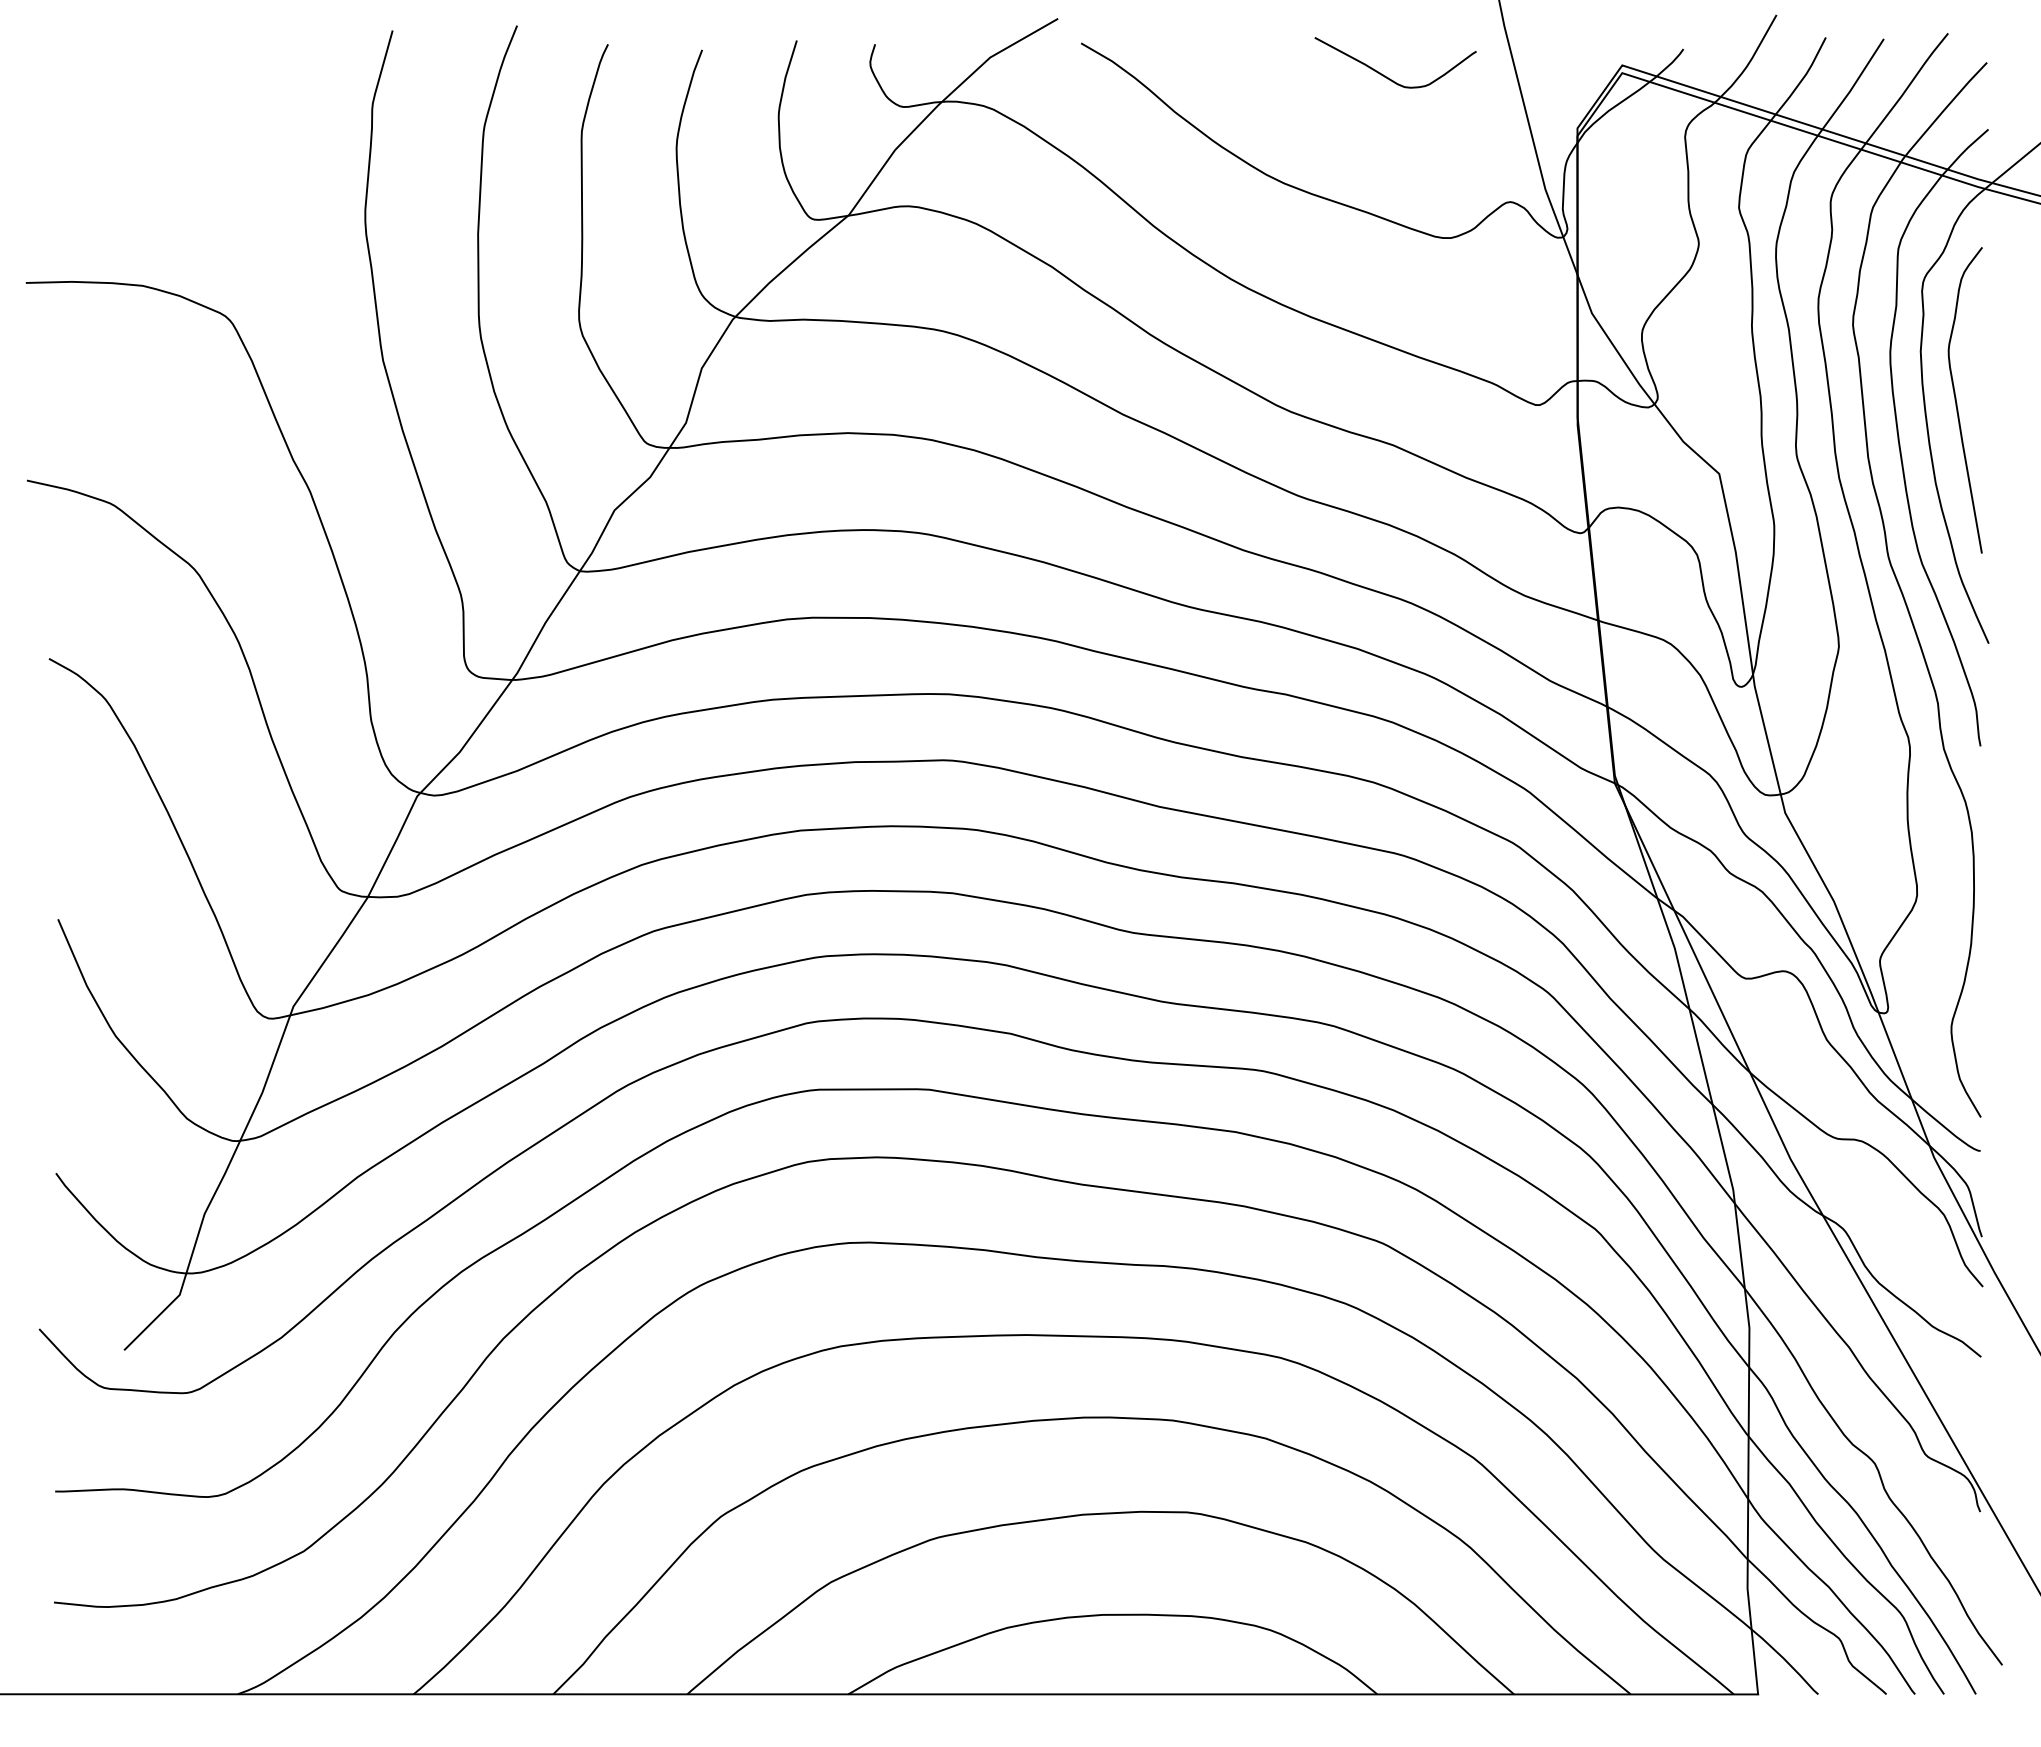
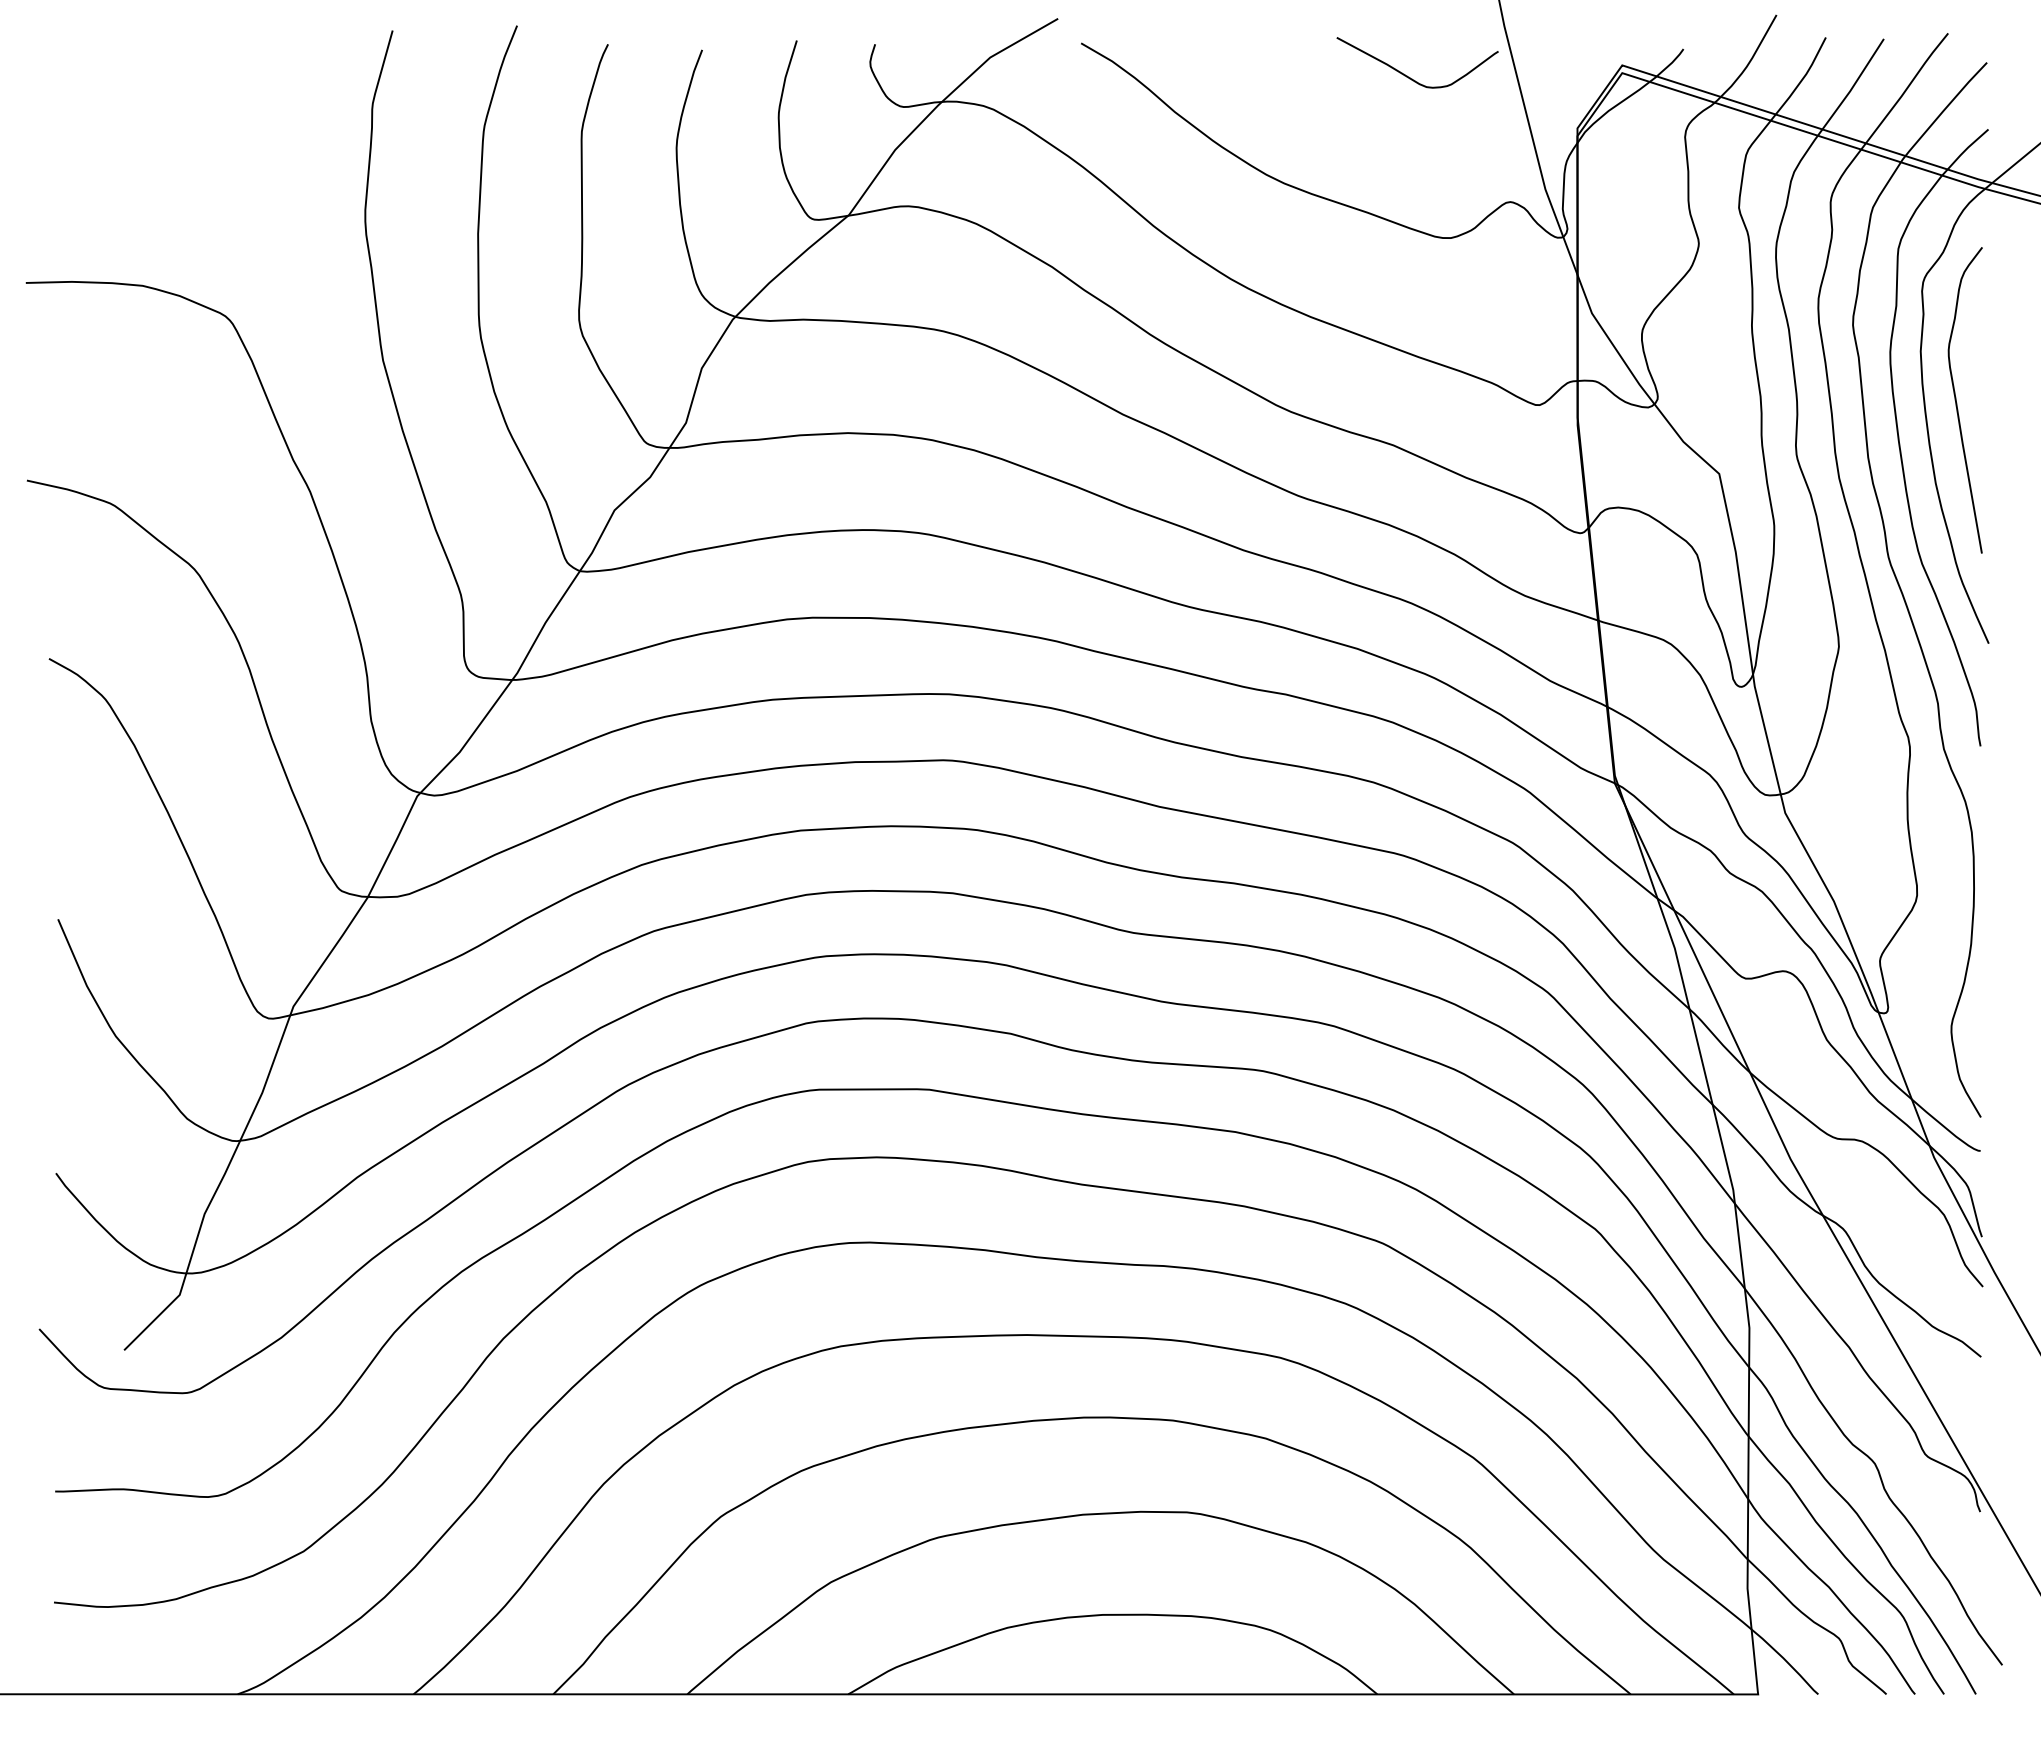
curve position: (1385, 75) -> (1407, 75) (1407, 75)
